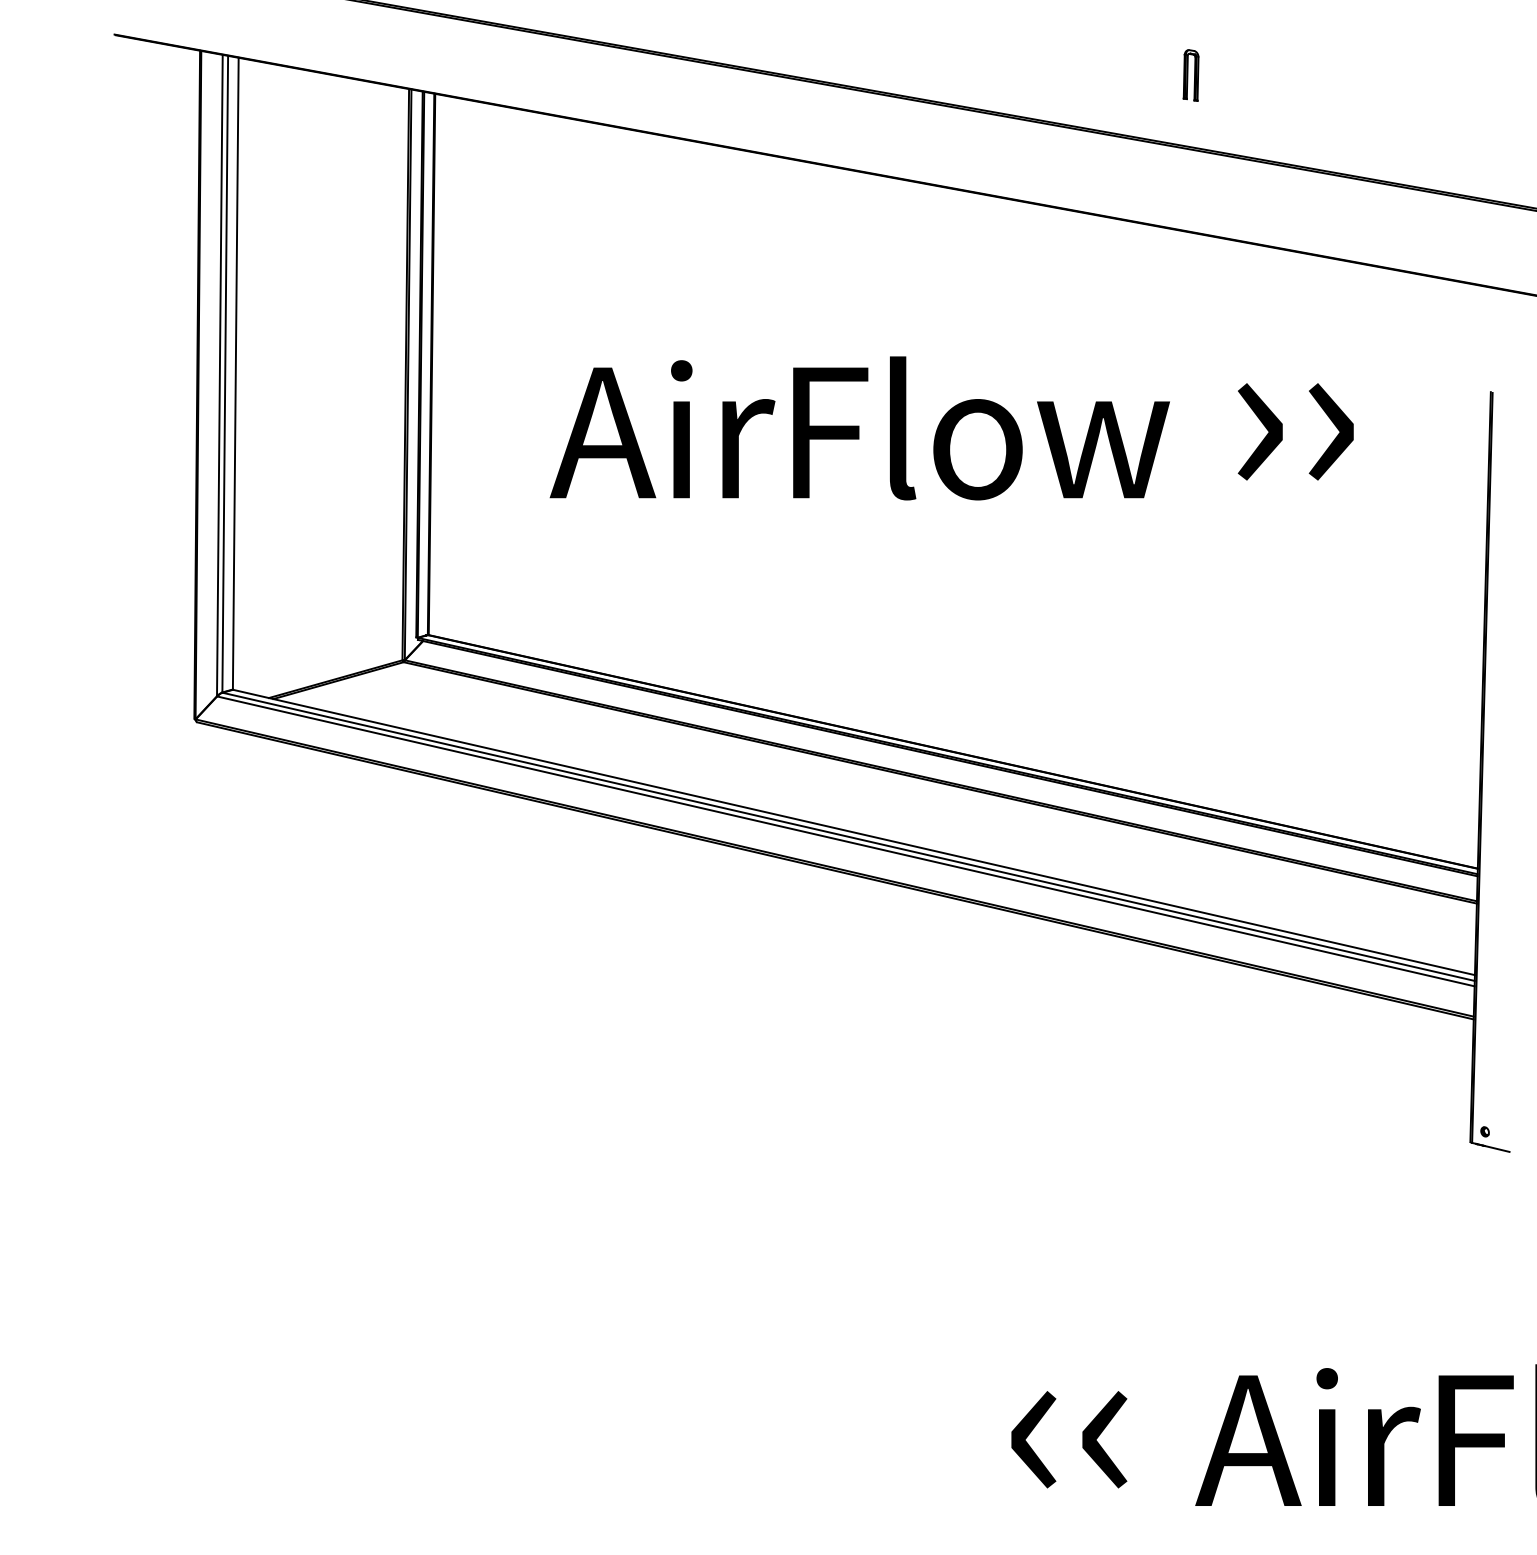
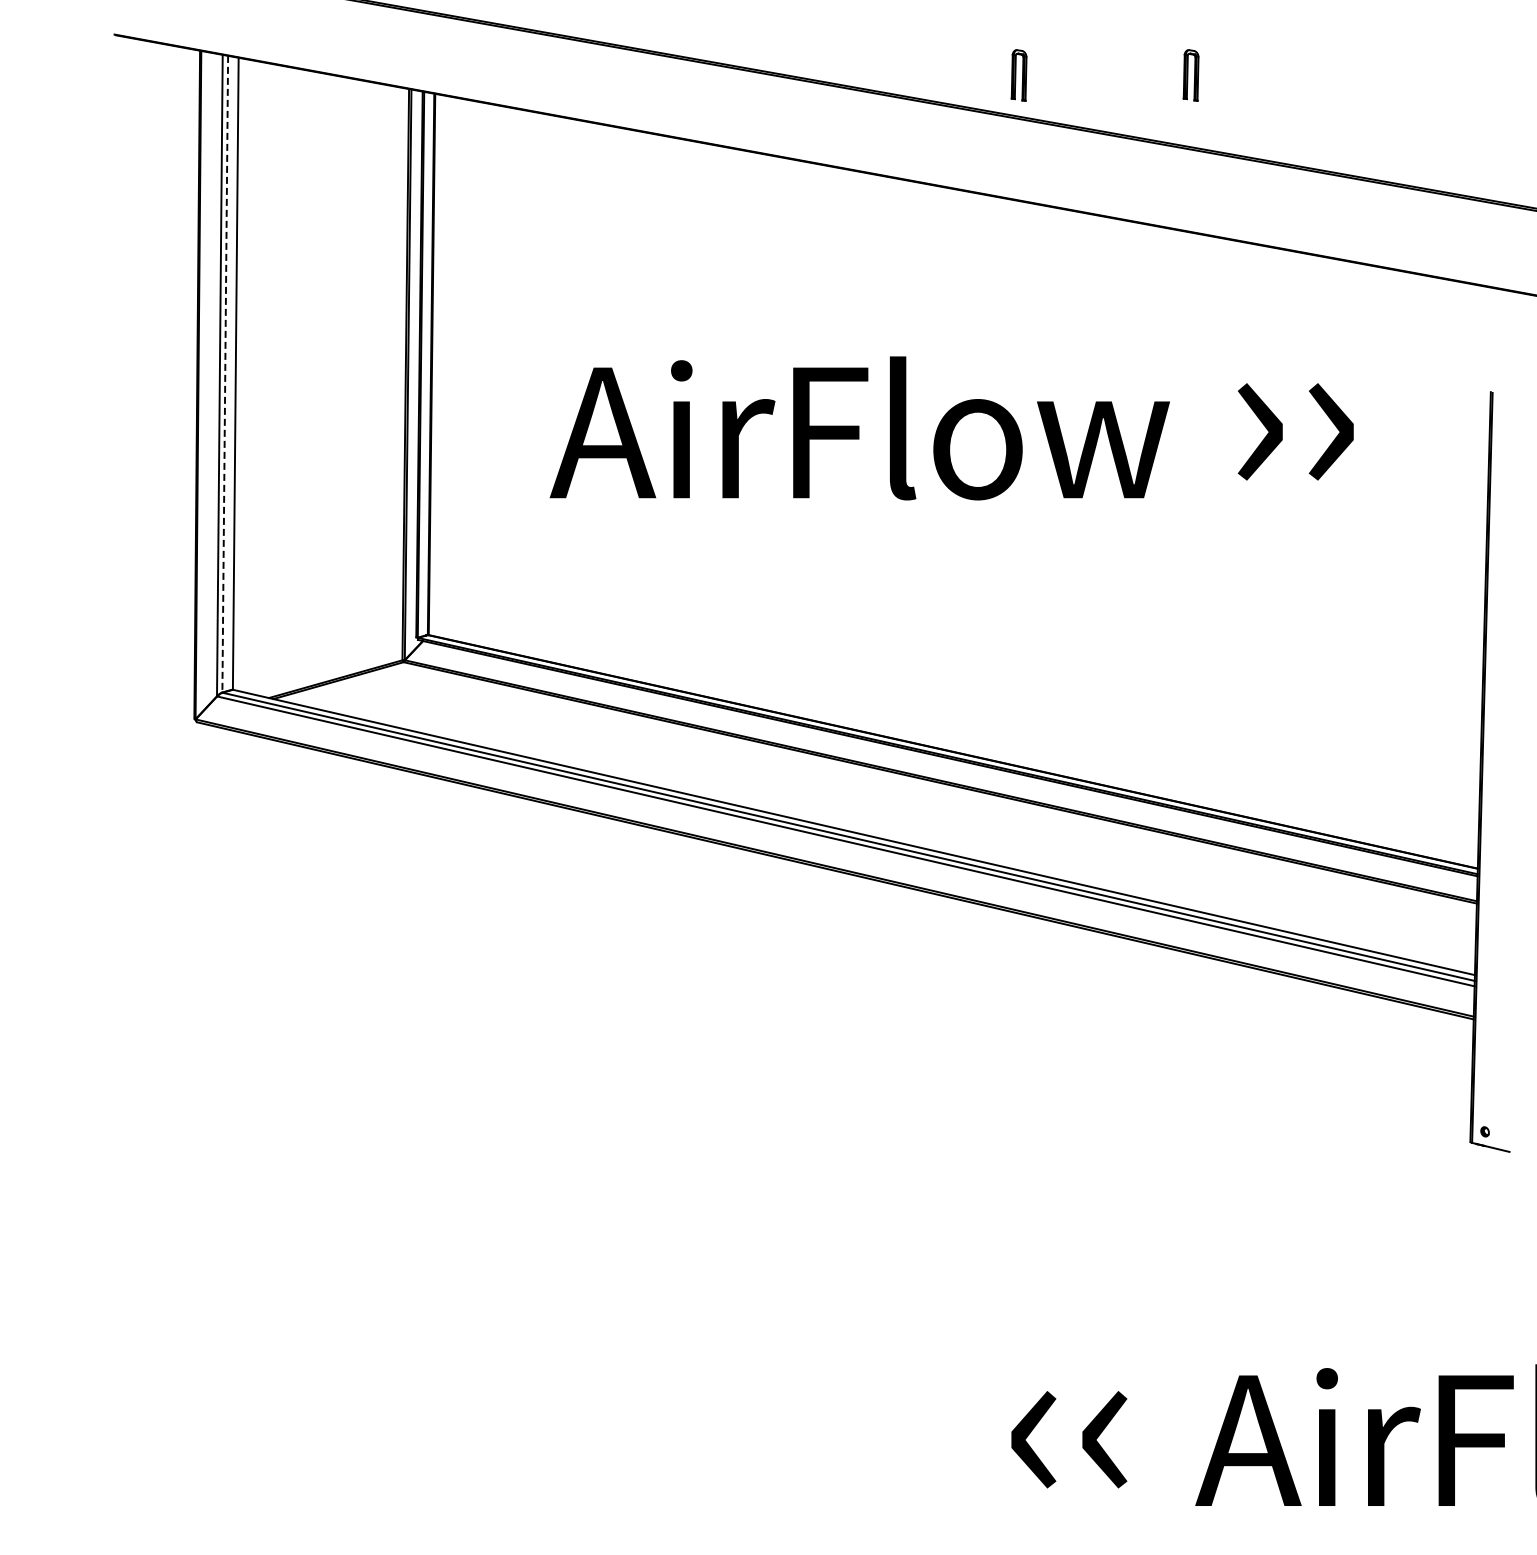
part: none -> present (1018, 75)
line: solid -> dashed (225, 374)
